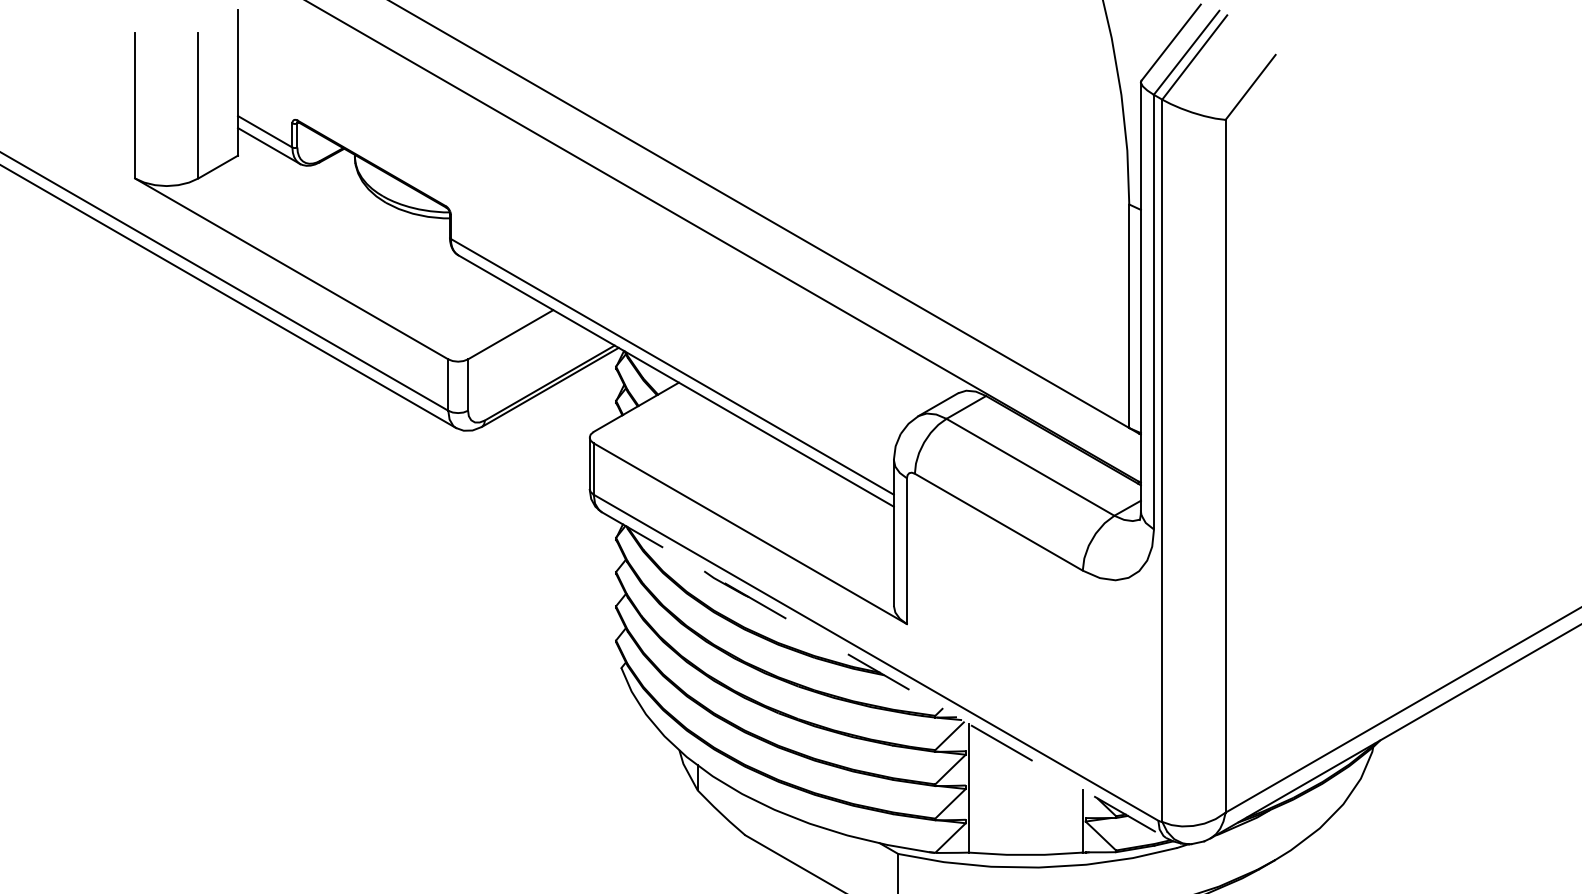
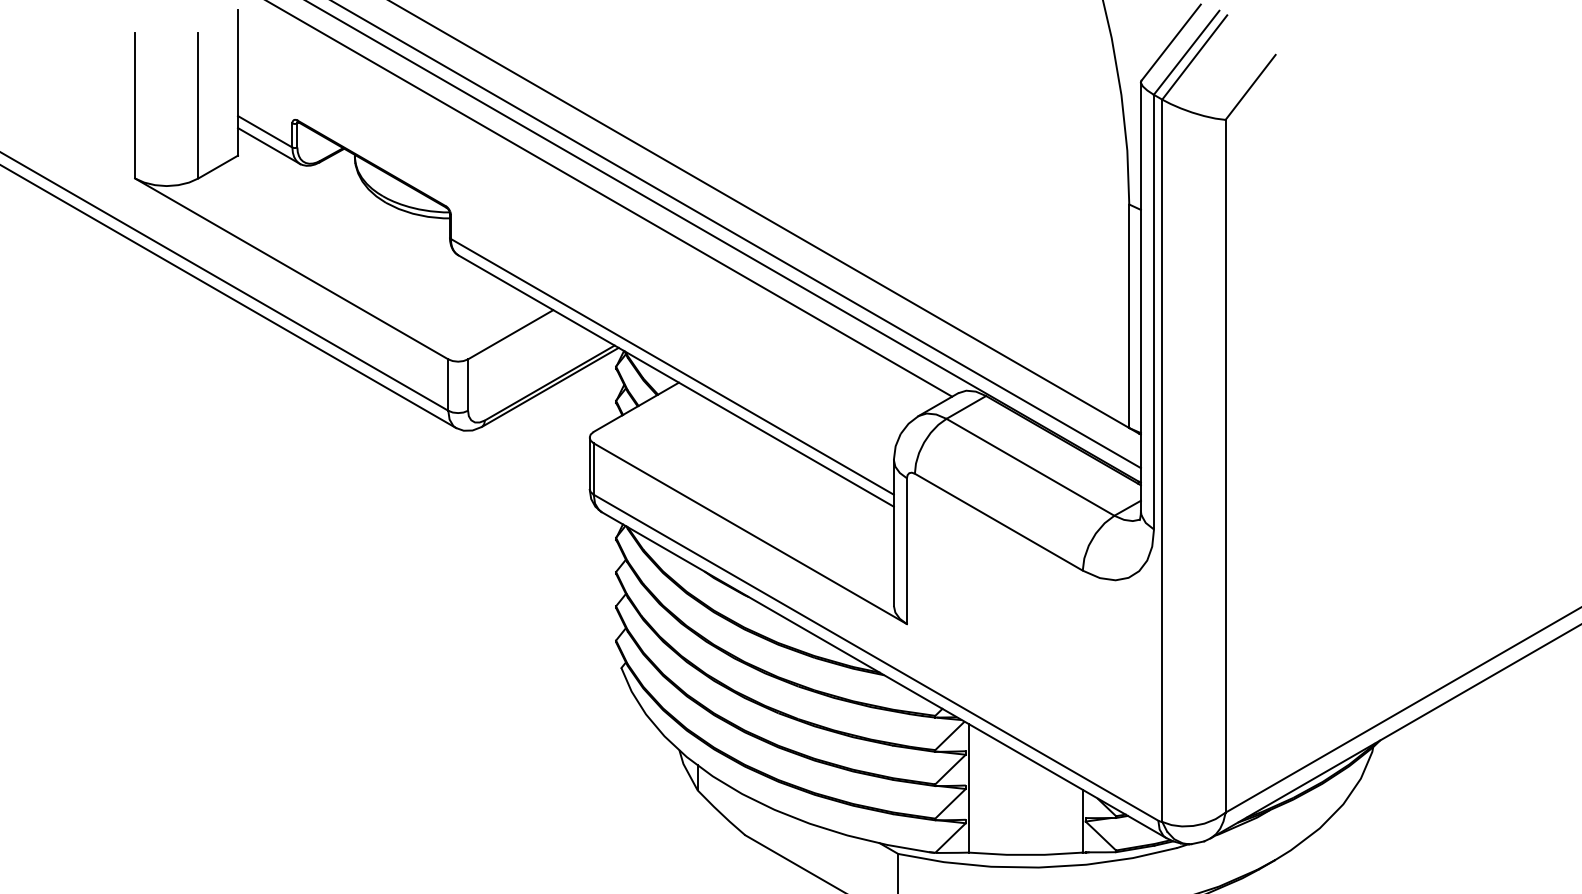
line: none -> present (610, 199)
line: none -> present (736, 235)
line: dashed -> solid (883, 675)
